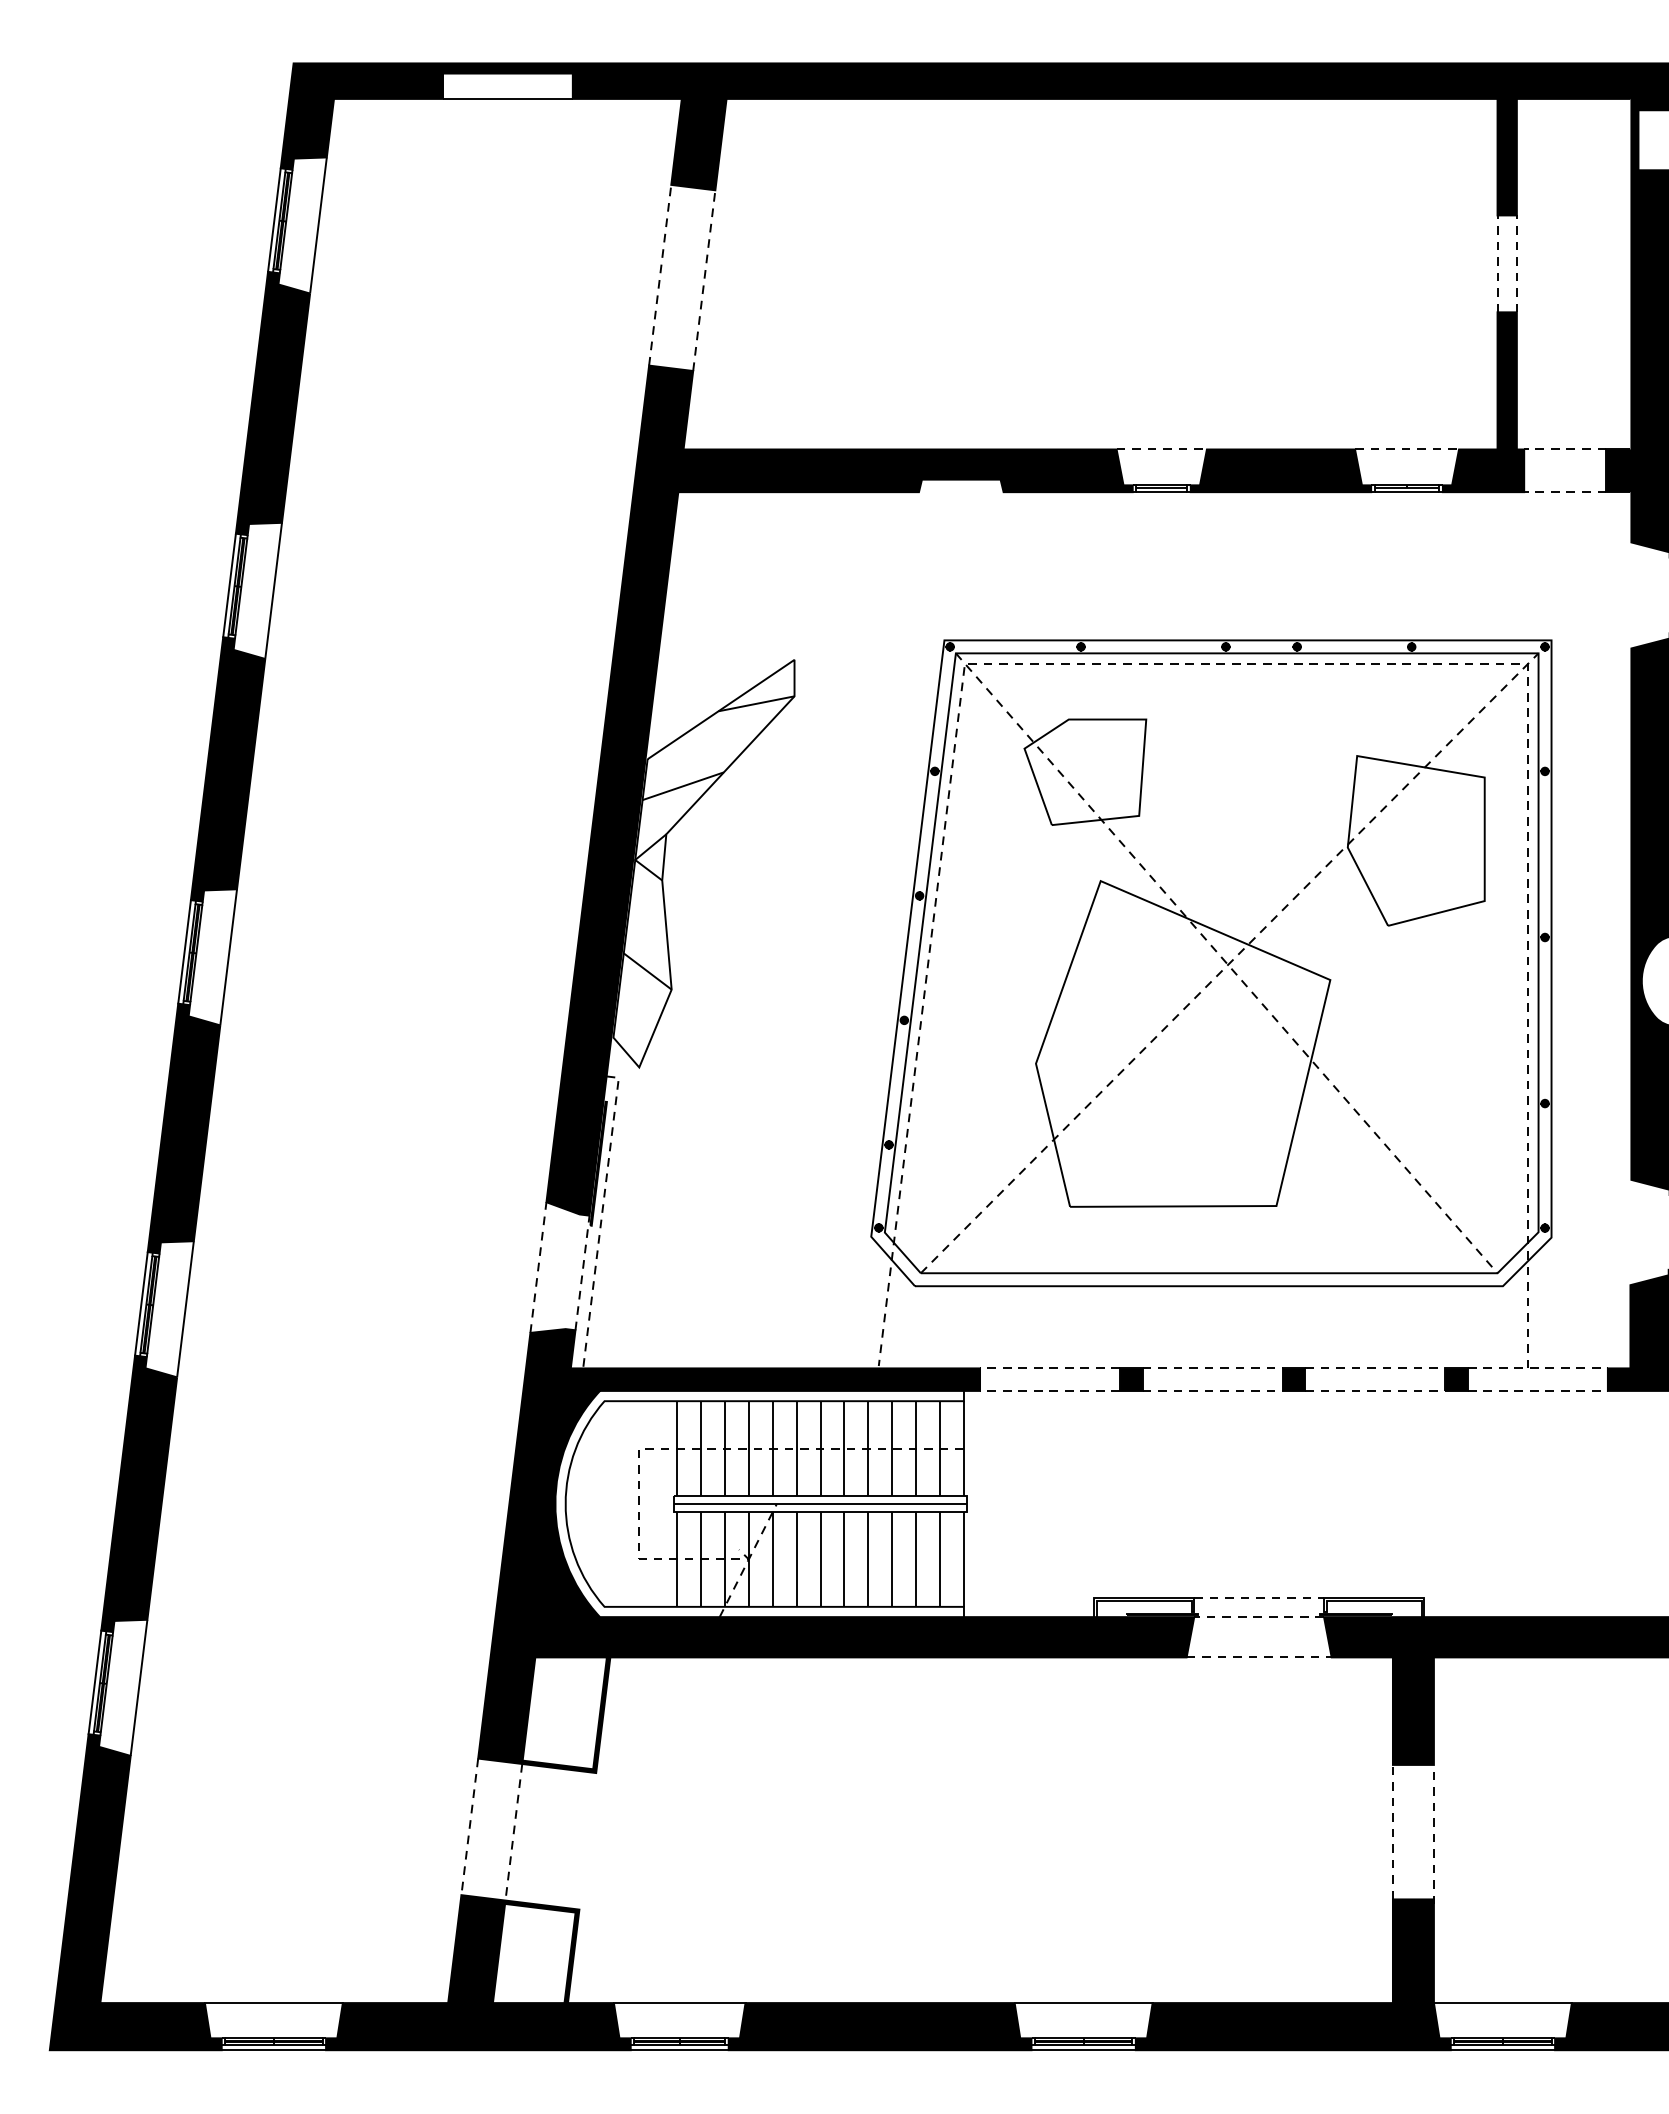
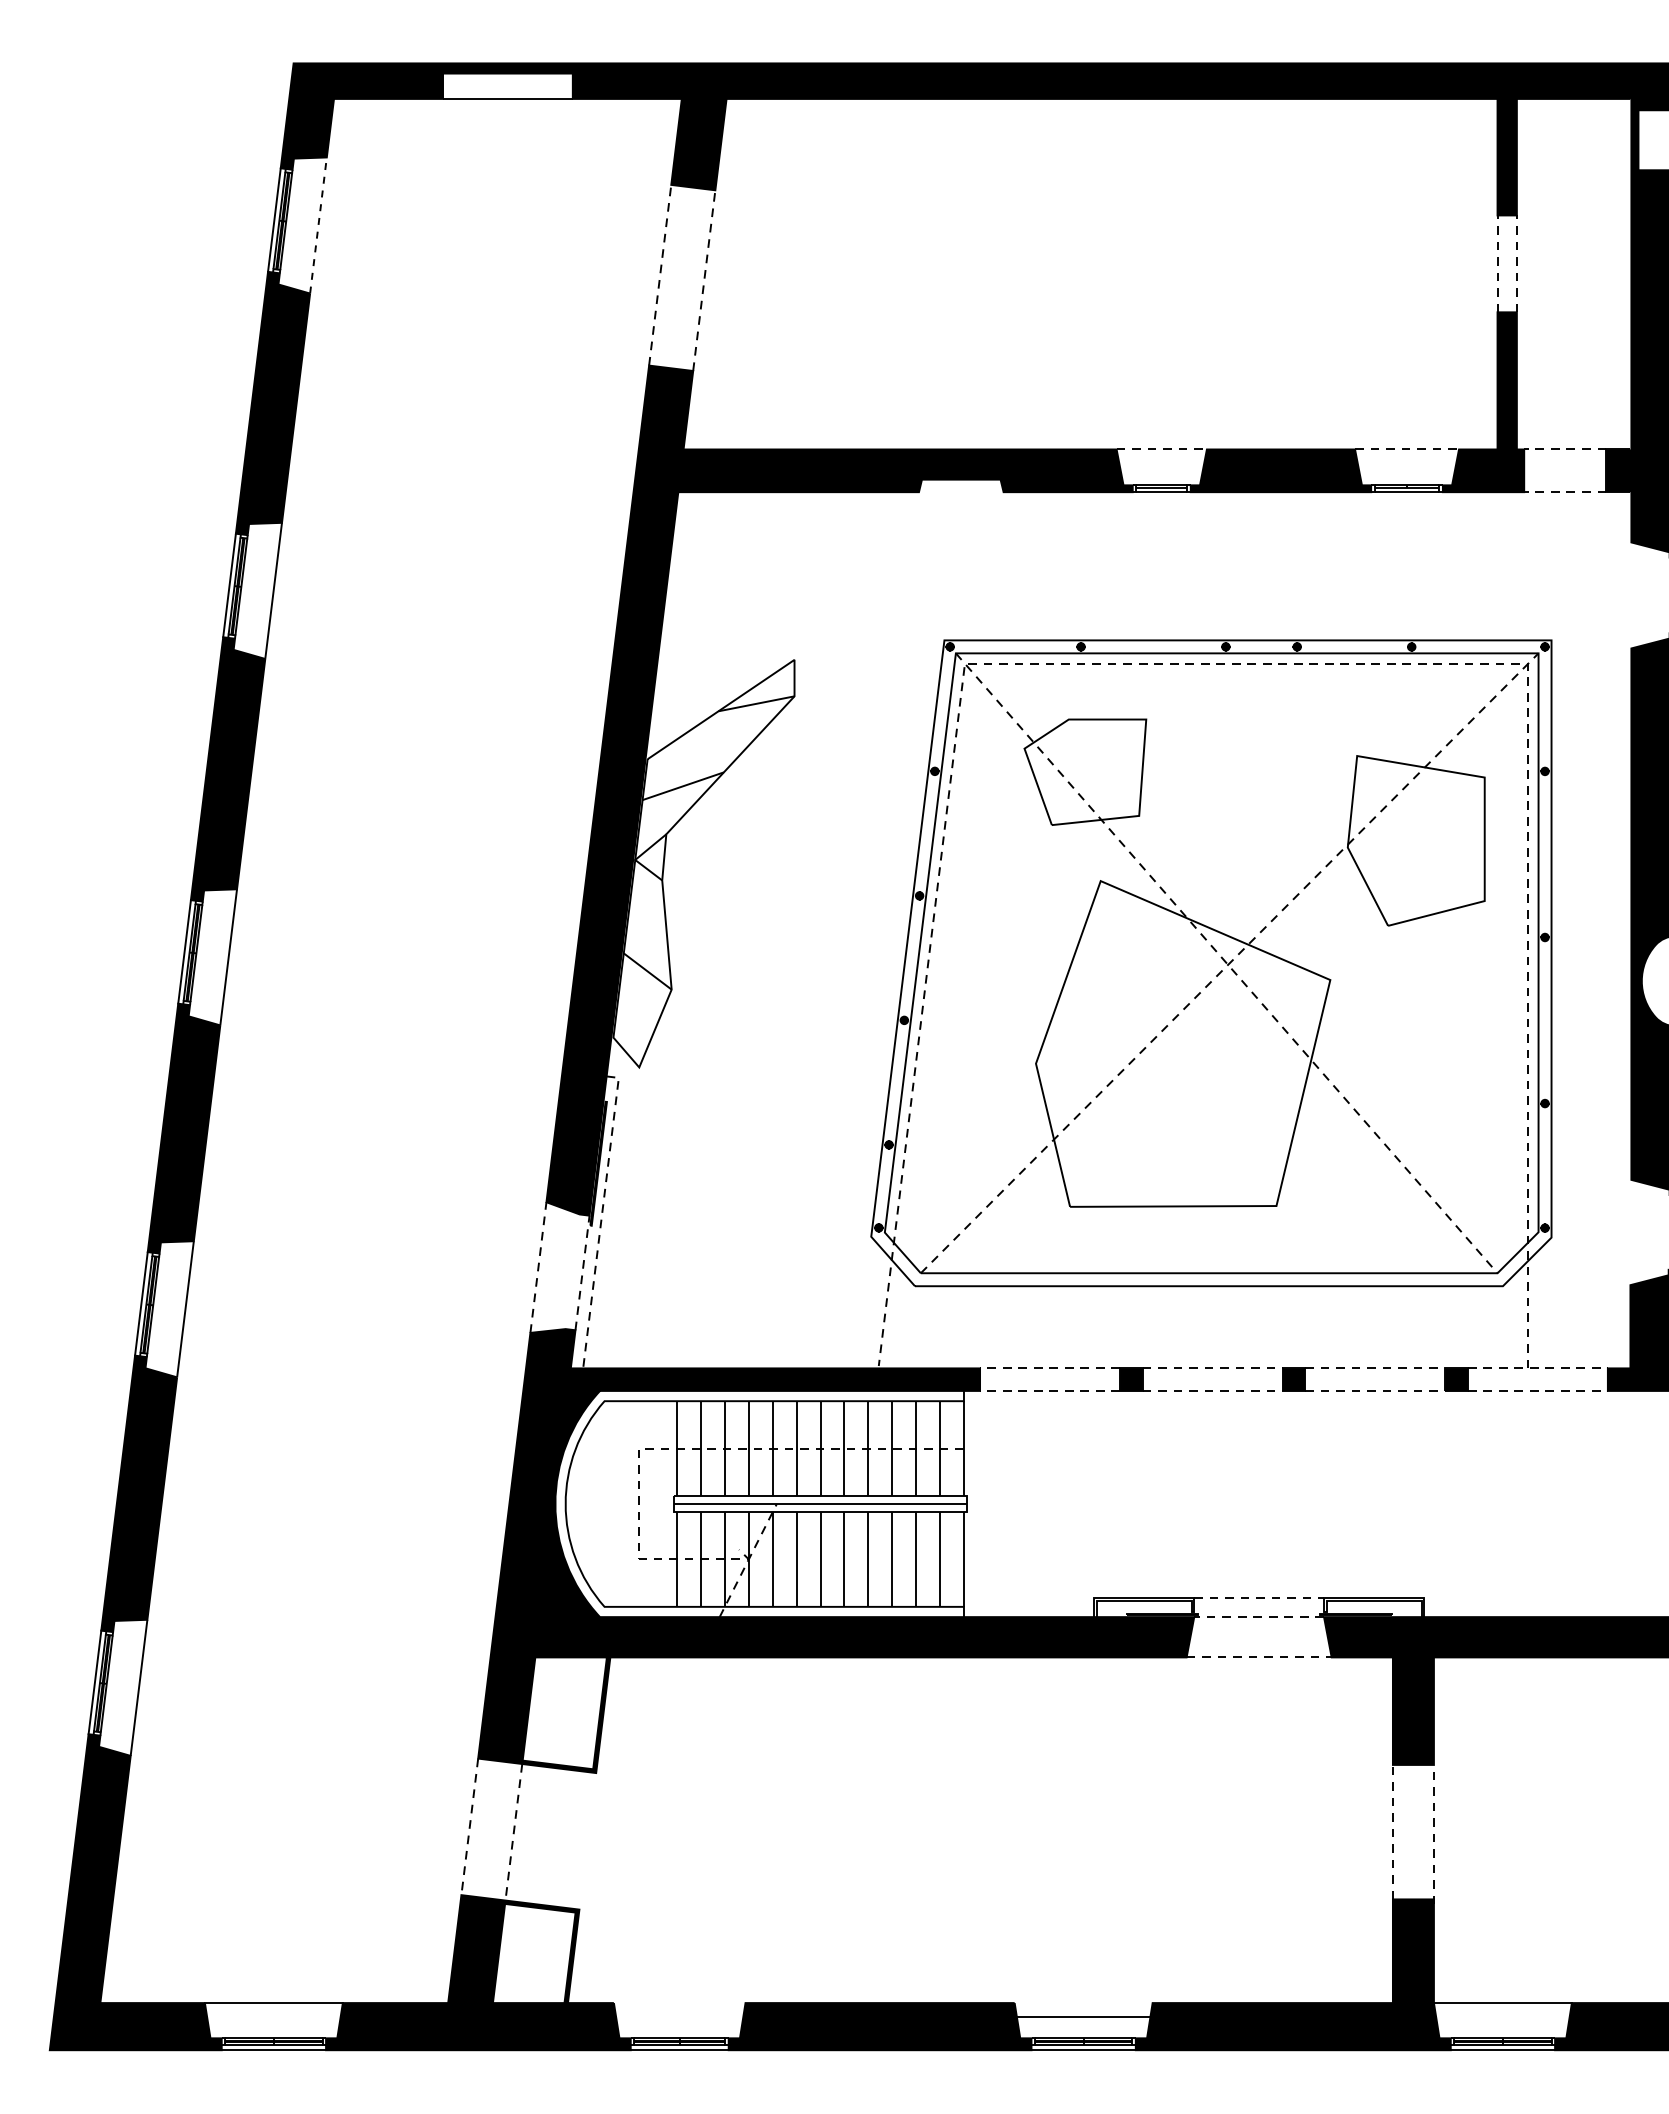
line: solid -> dashed (318, 225)
line: present -> none (679, 2003)
line position: (1083, 2003) -> (1083, 2017) (1083, 2017)
